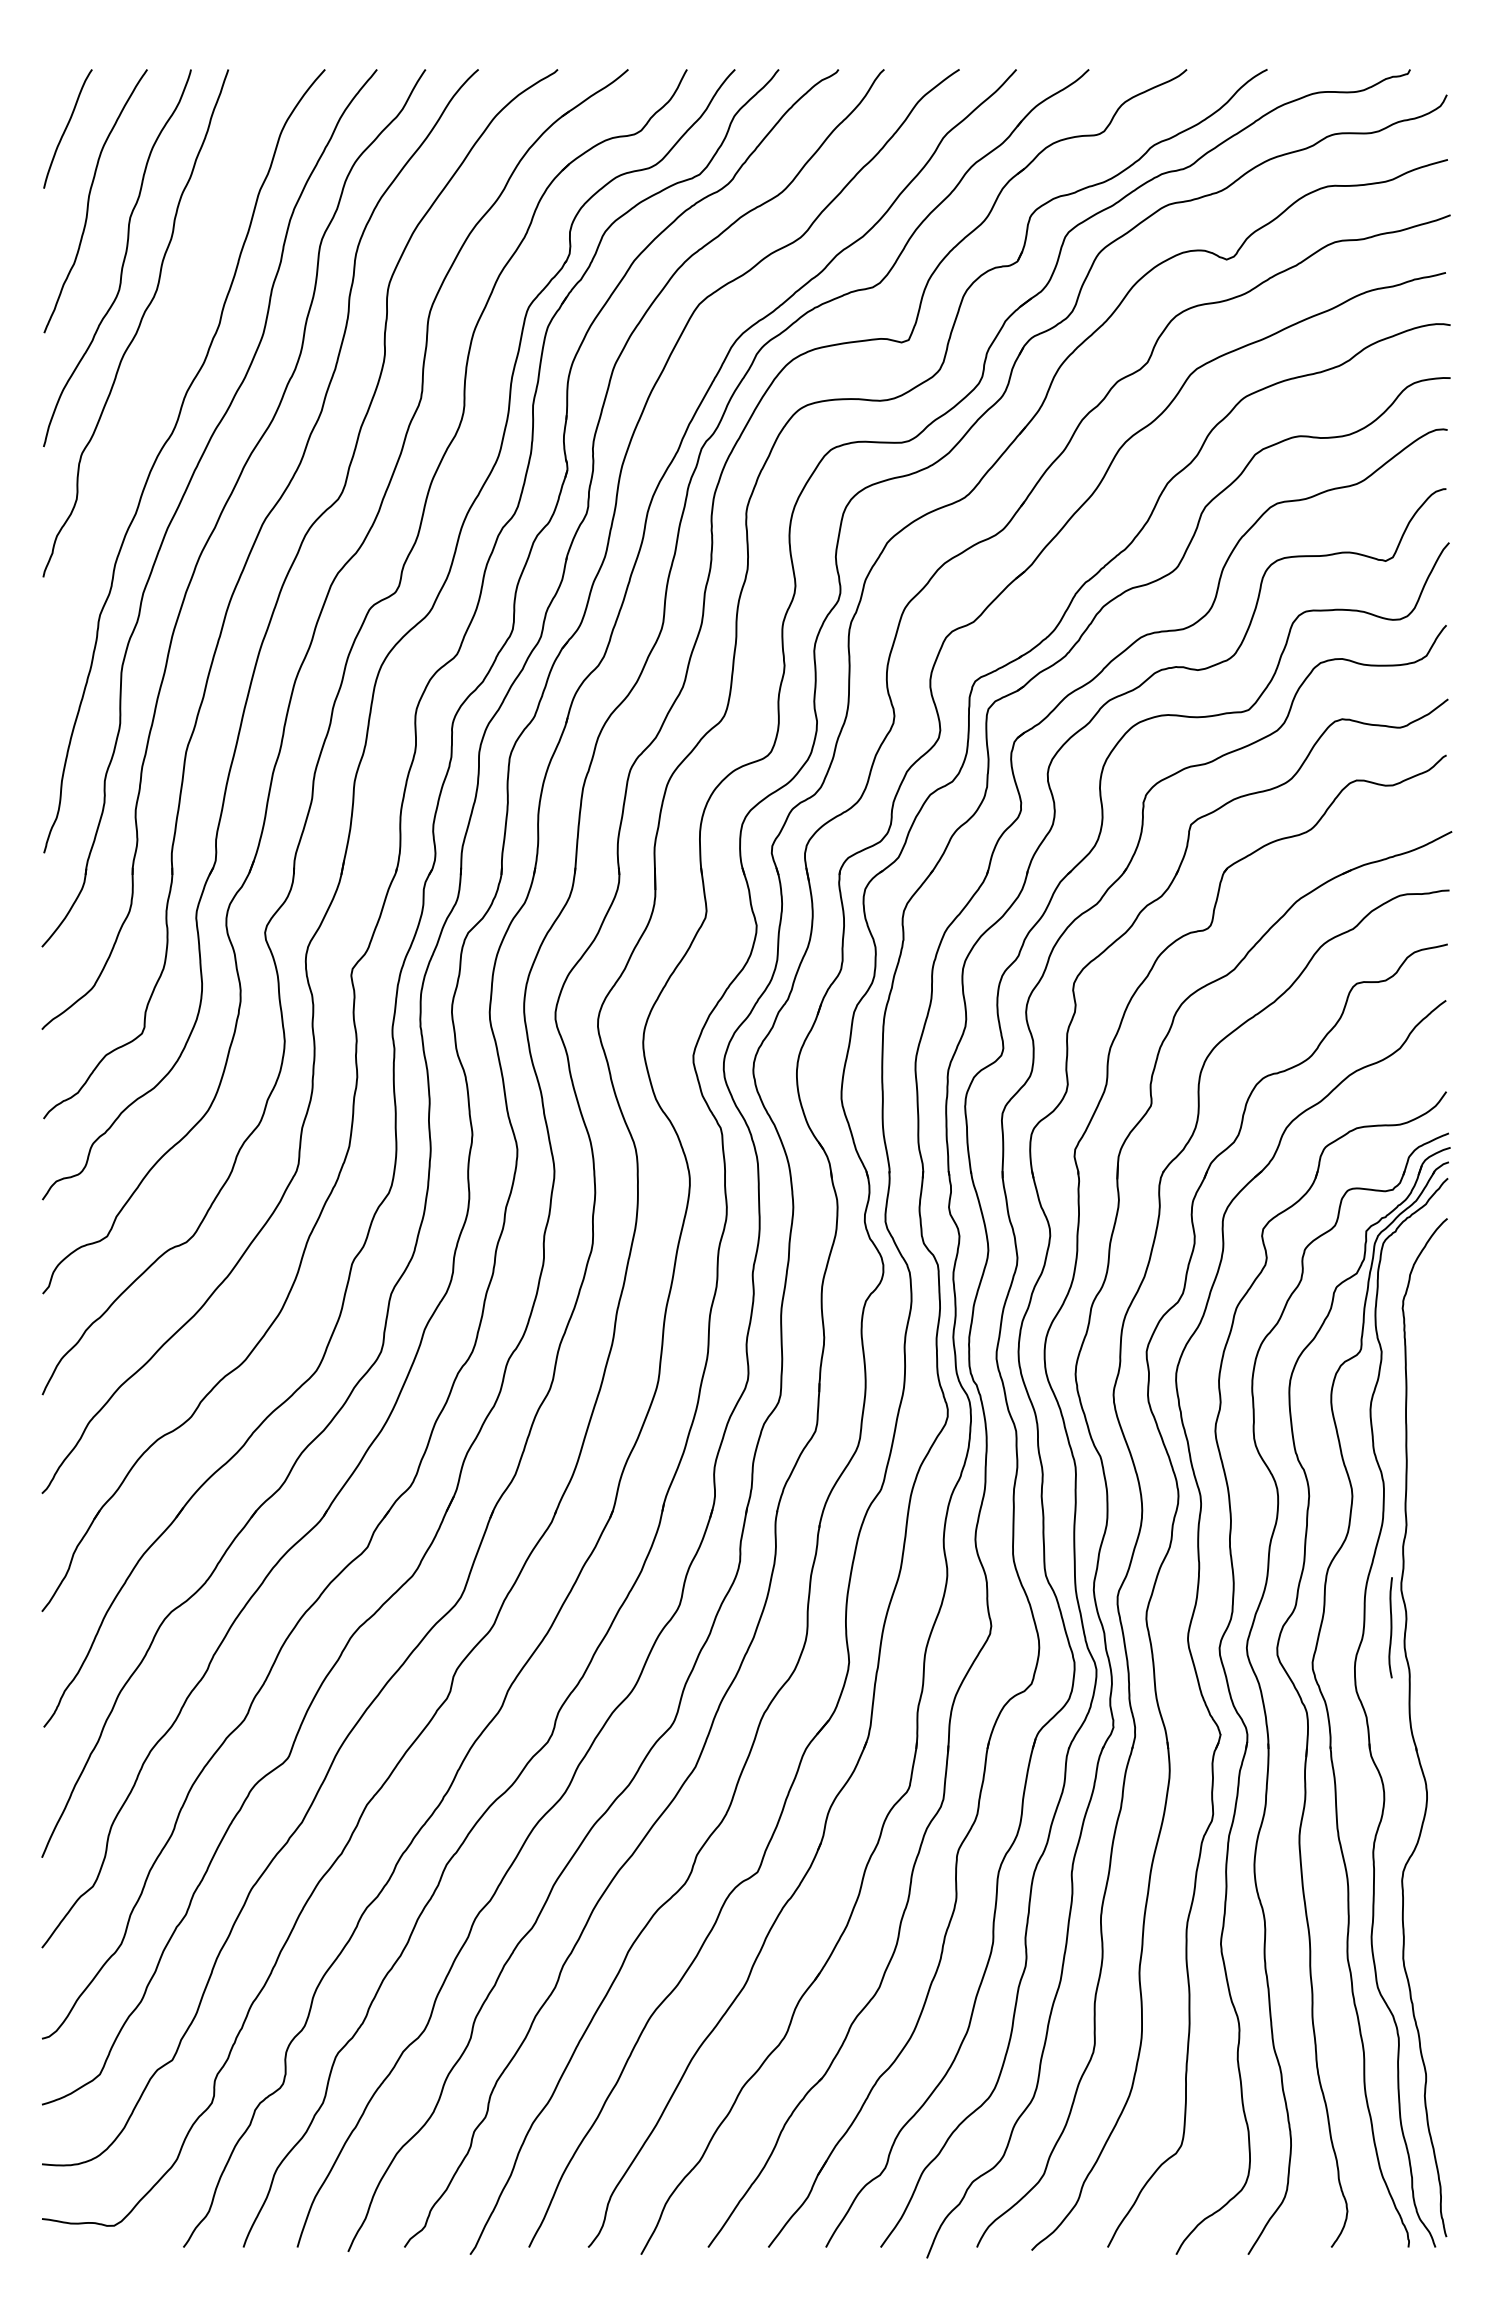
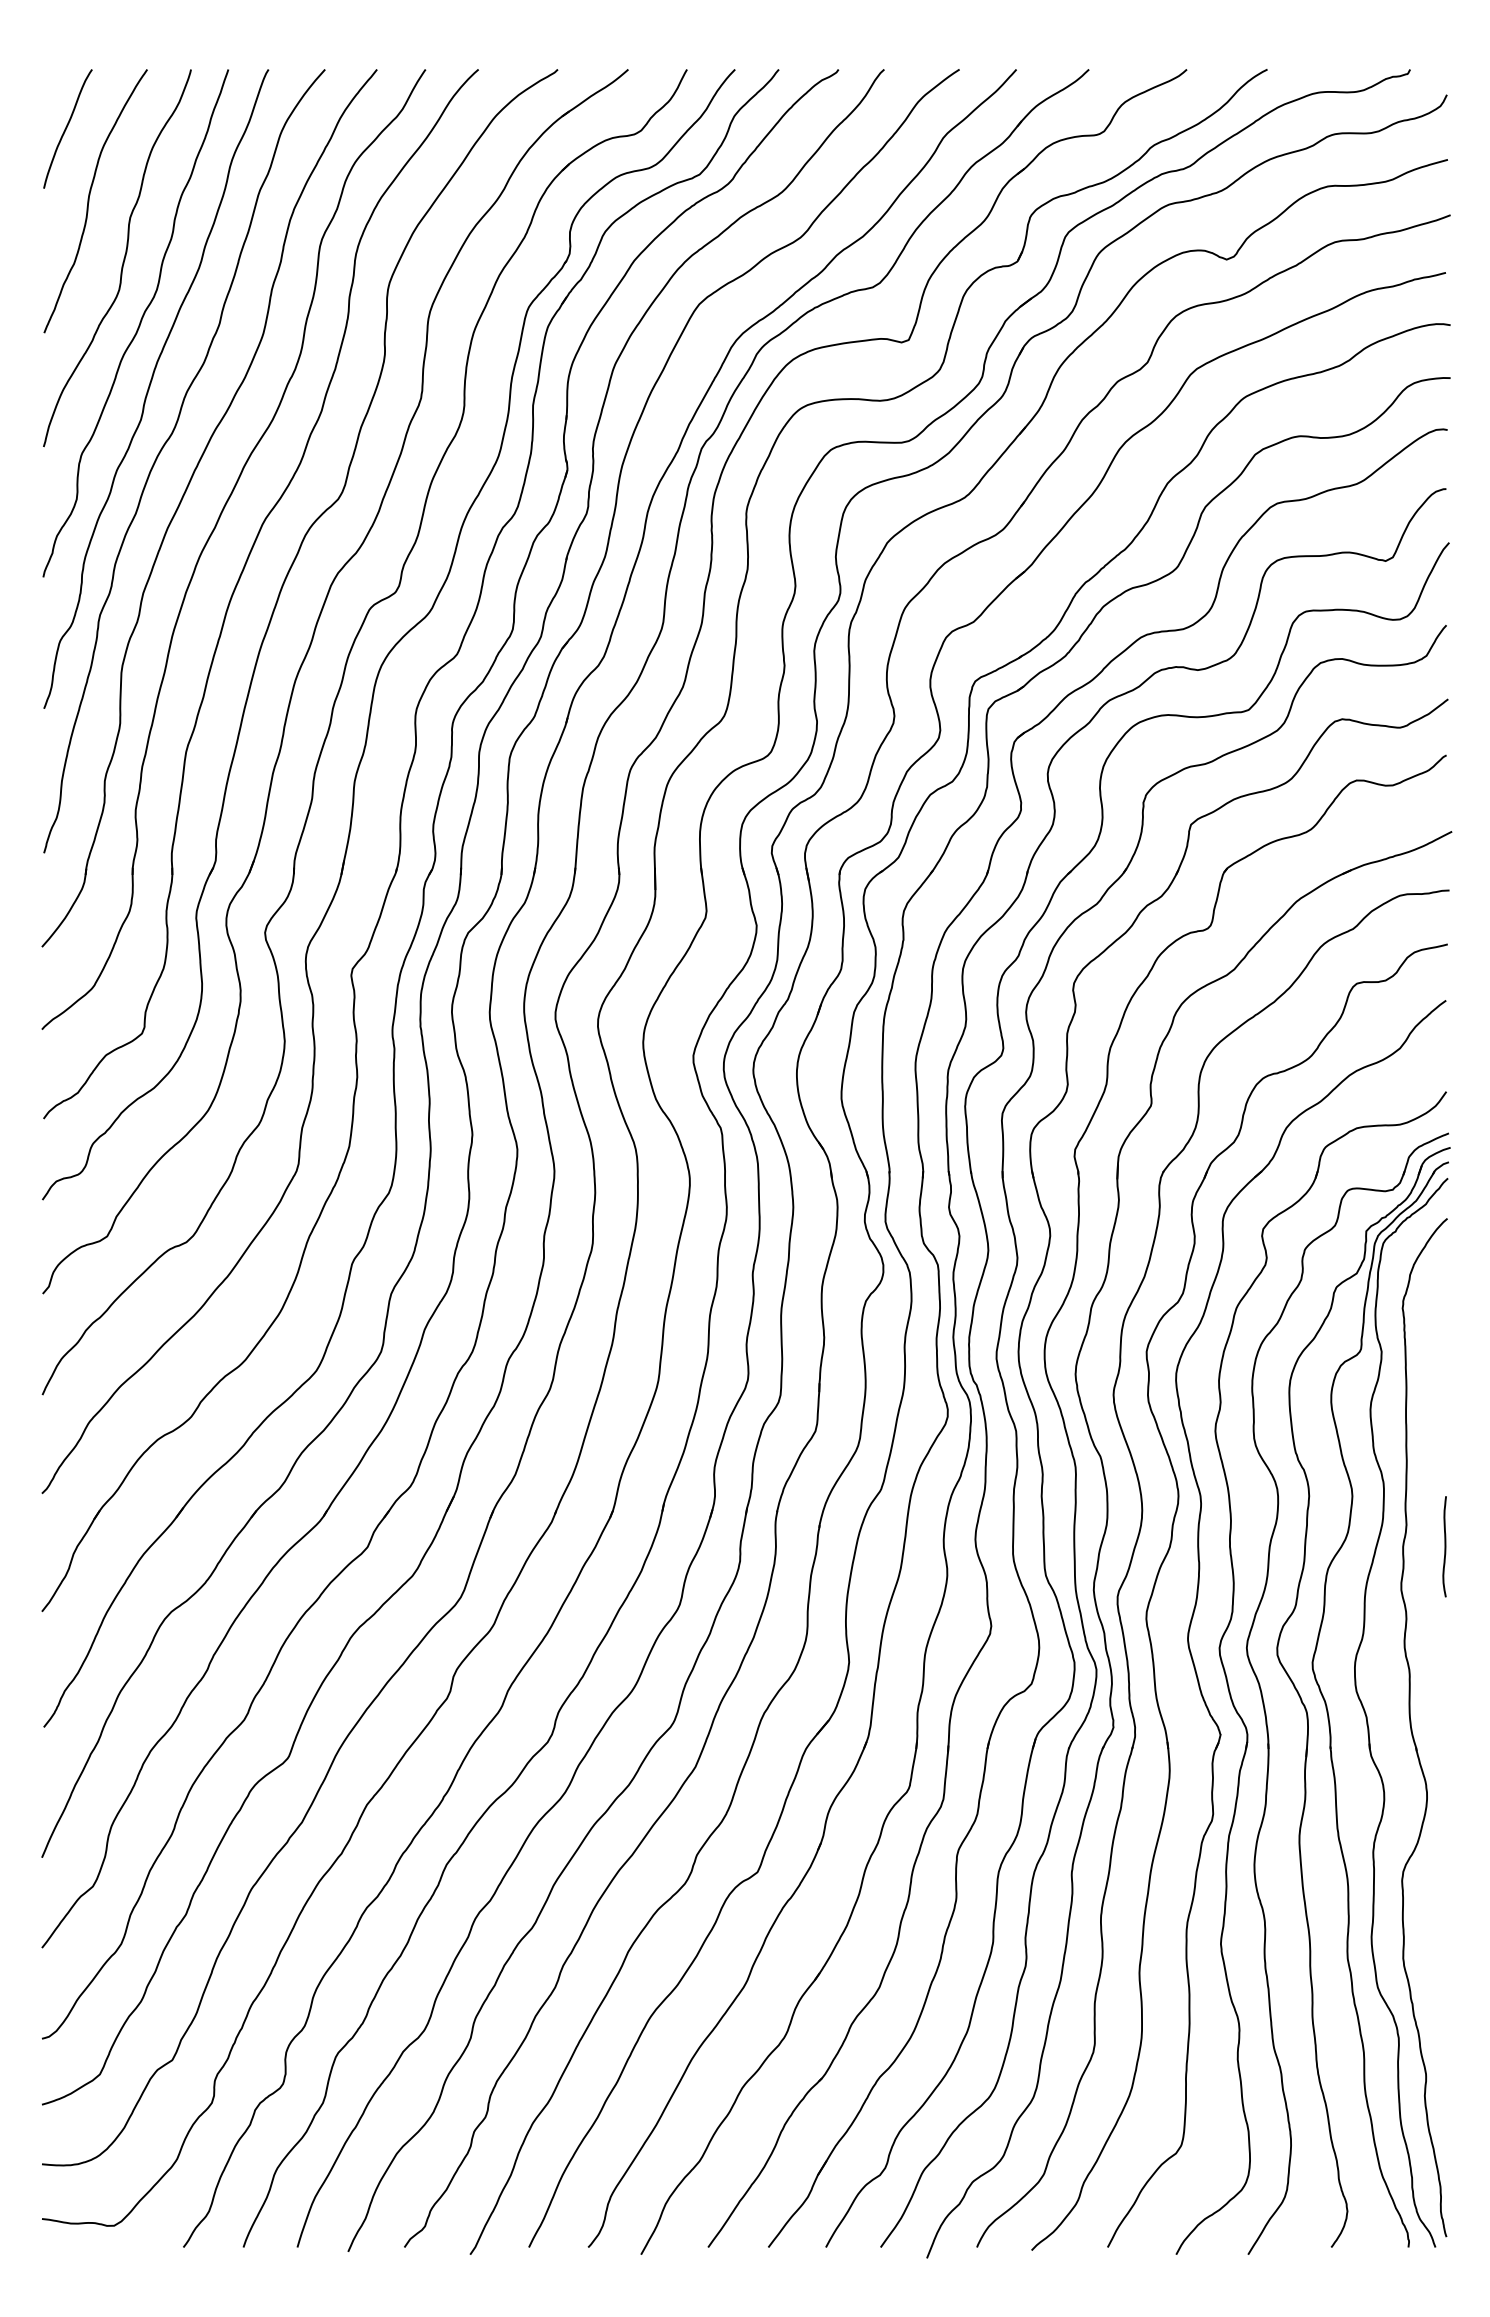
curve: none -> present (150, 386)
curve position: (1390, 1627) -> (1444, 1546) (1444, 1546)
